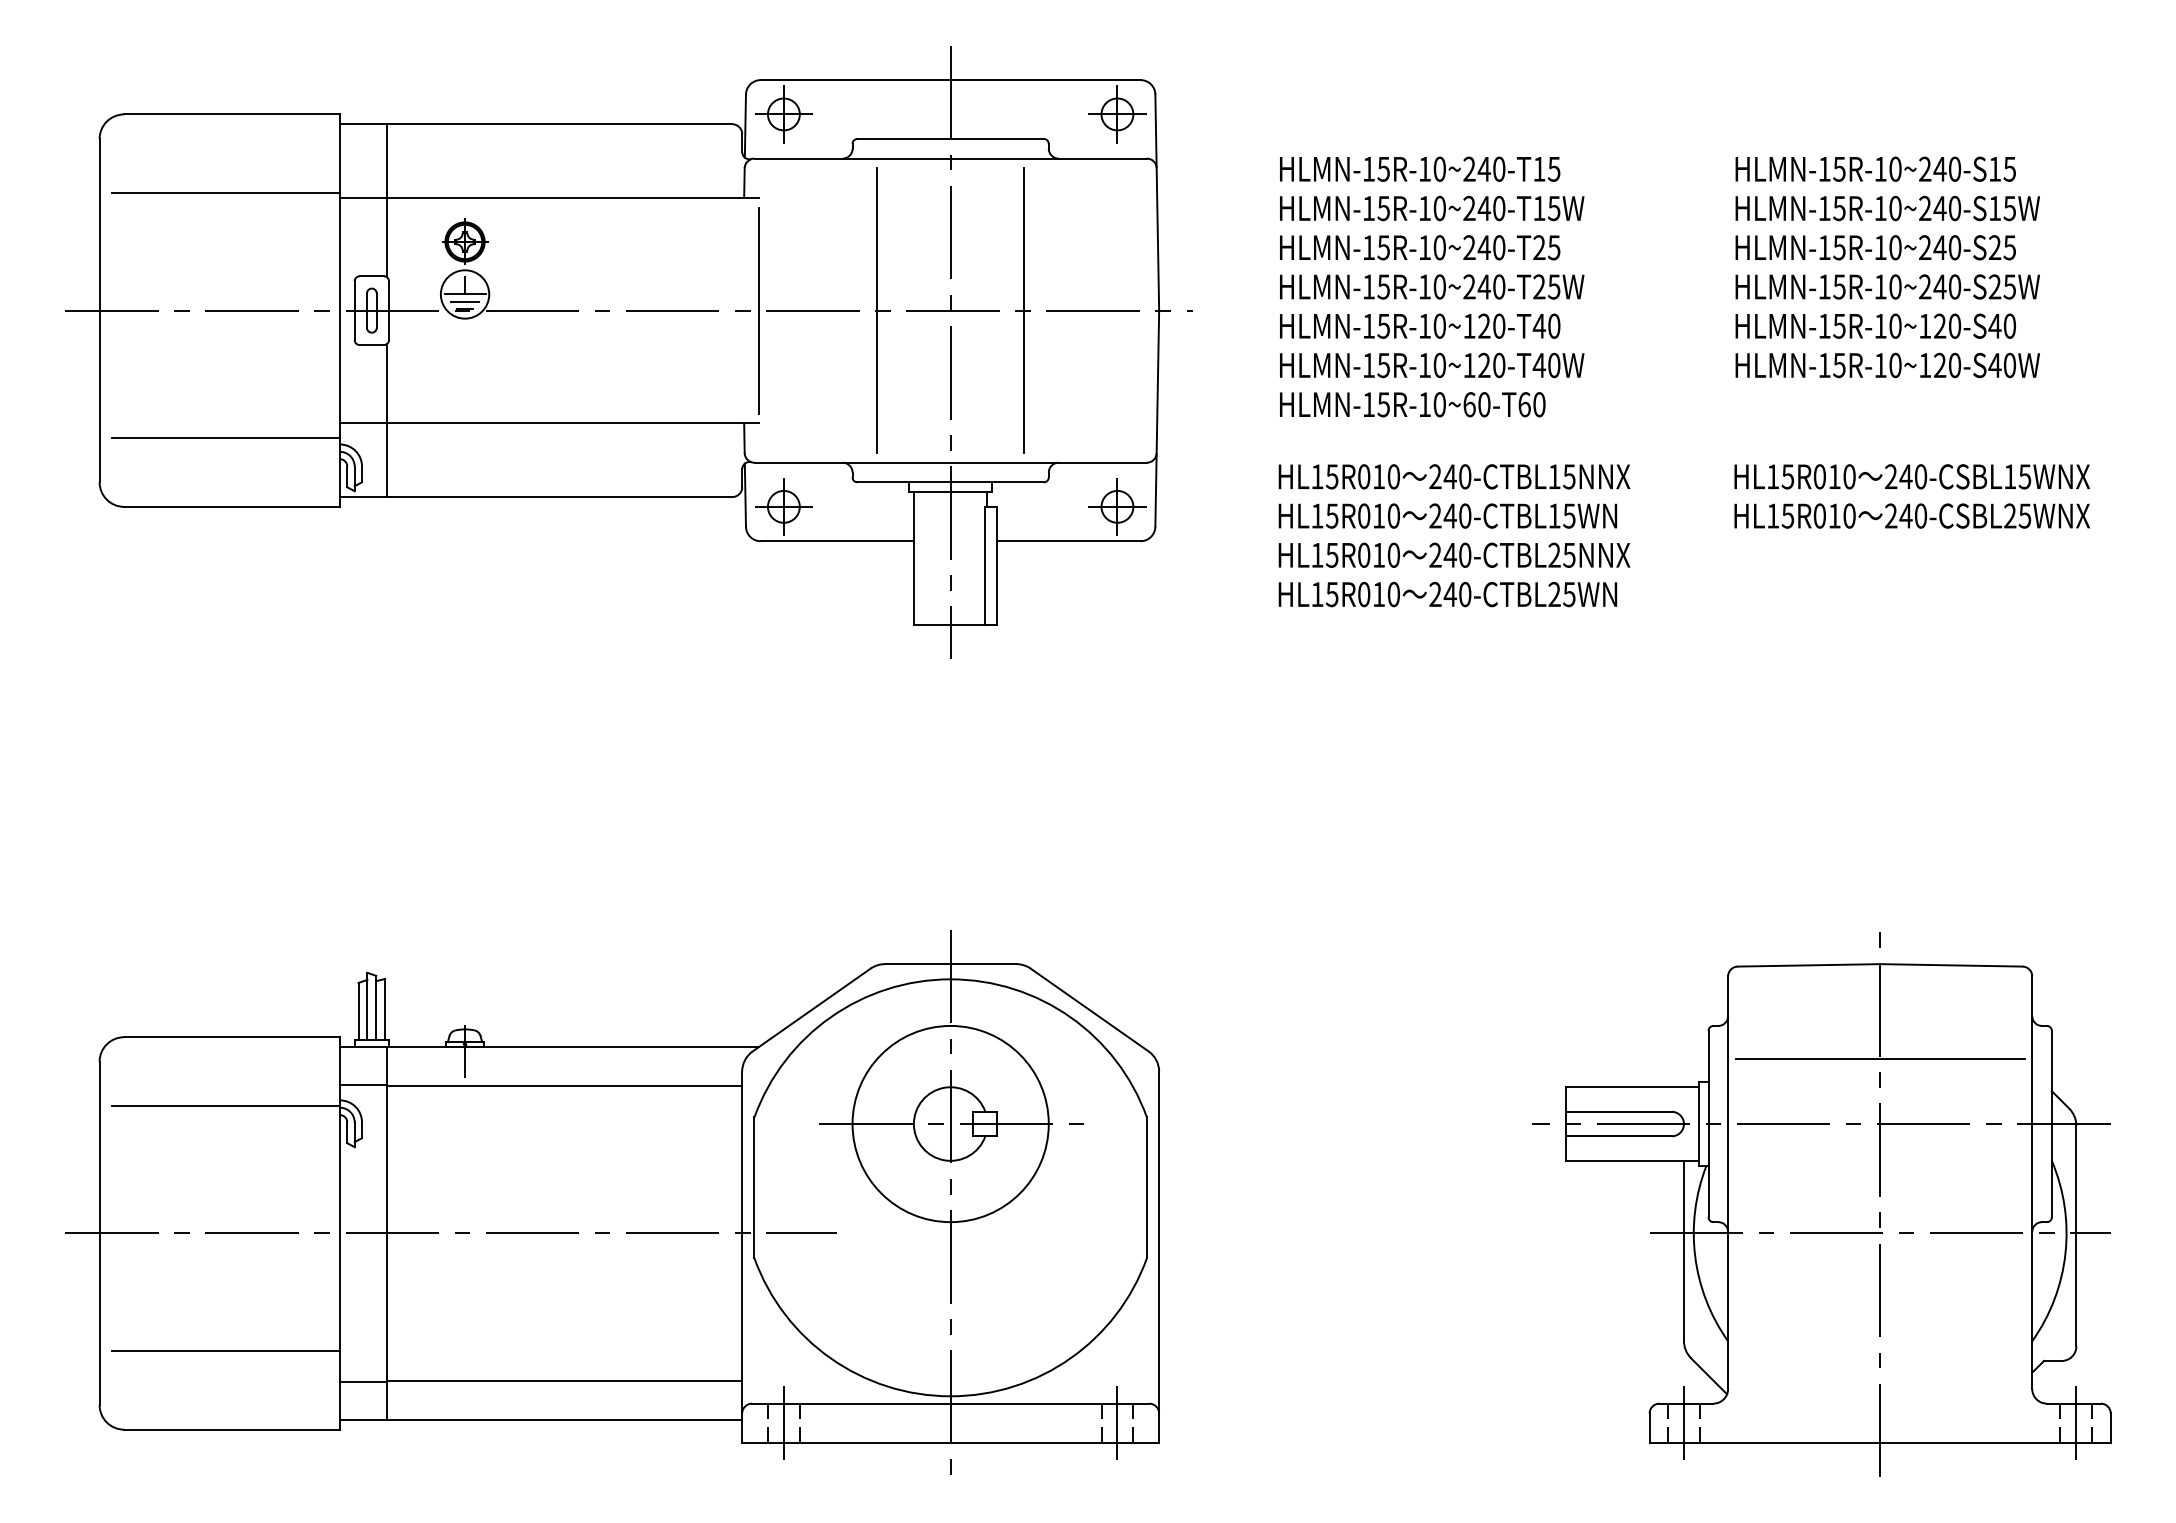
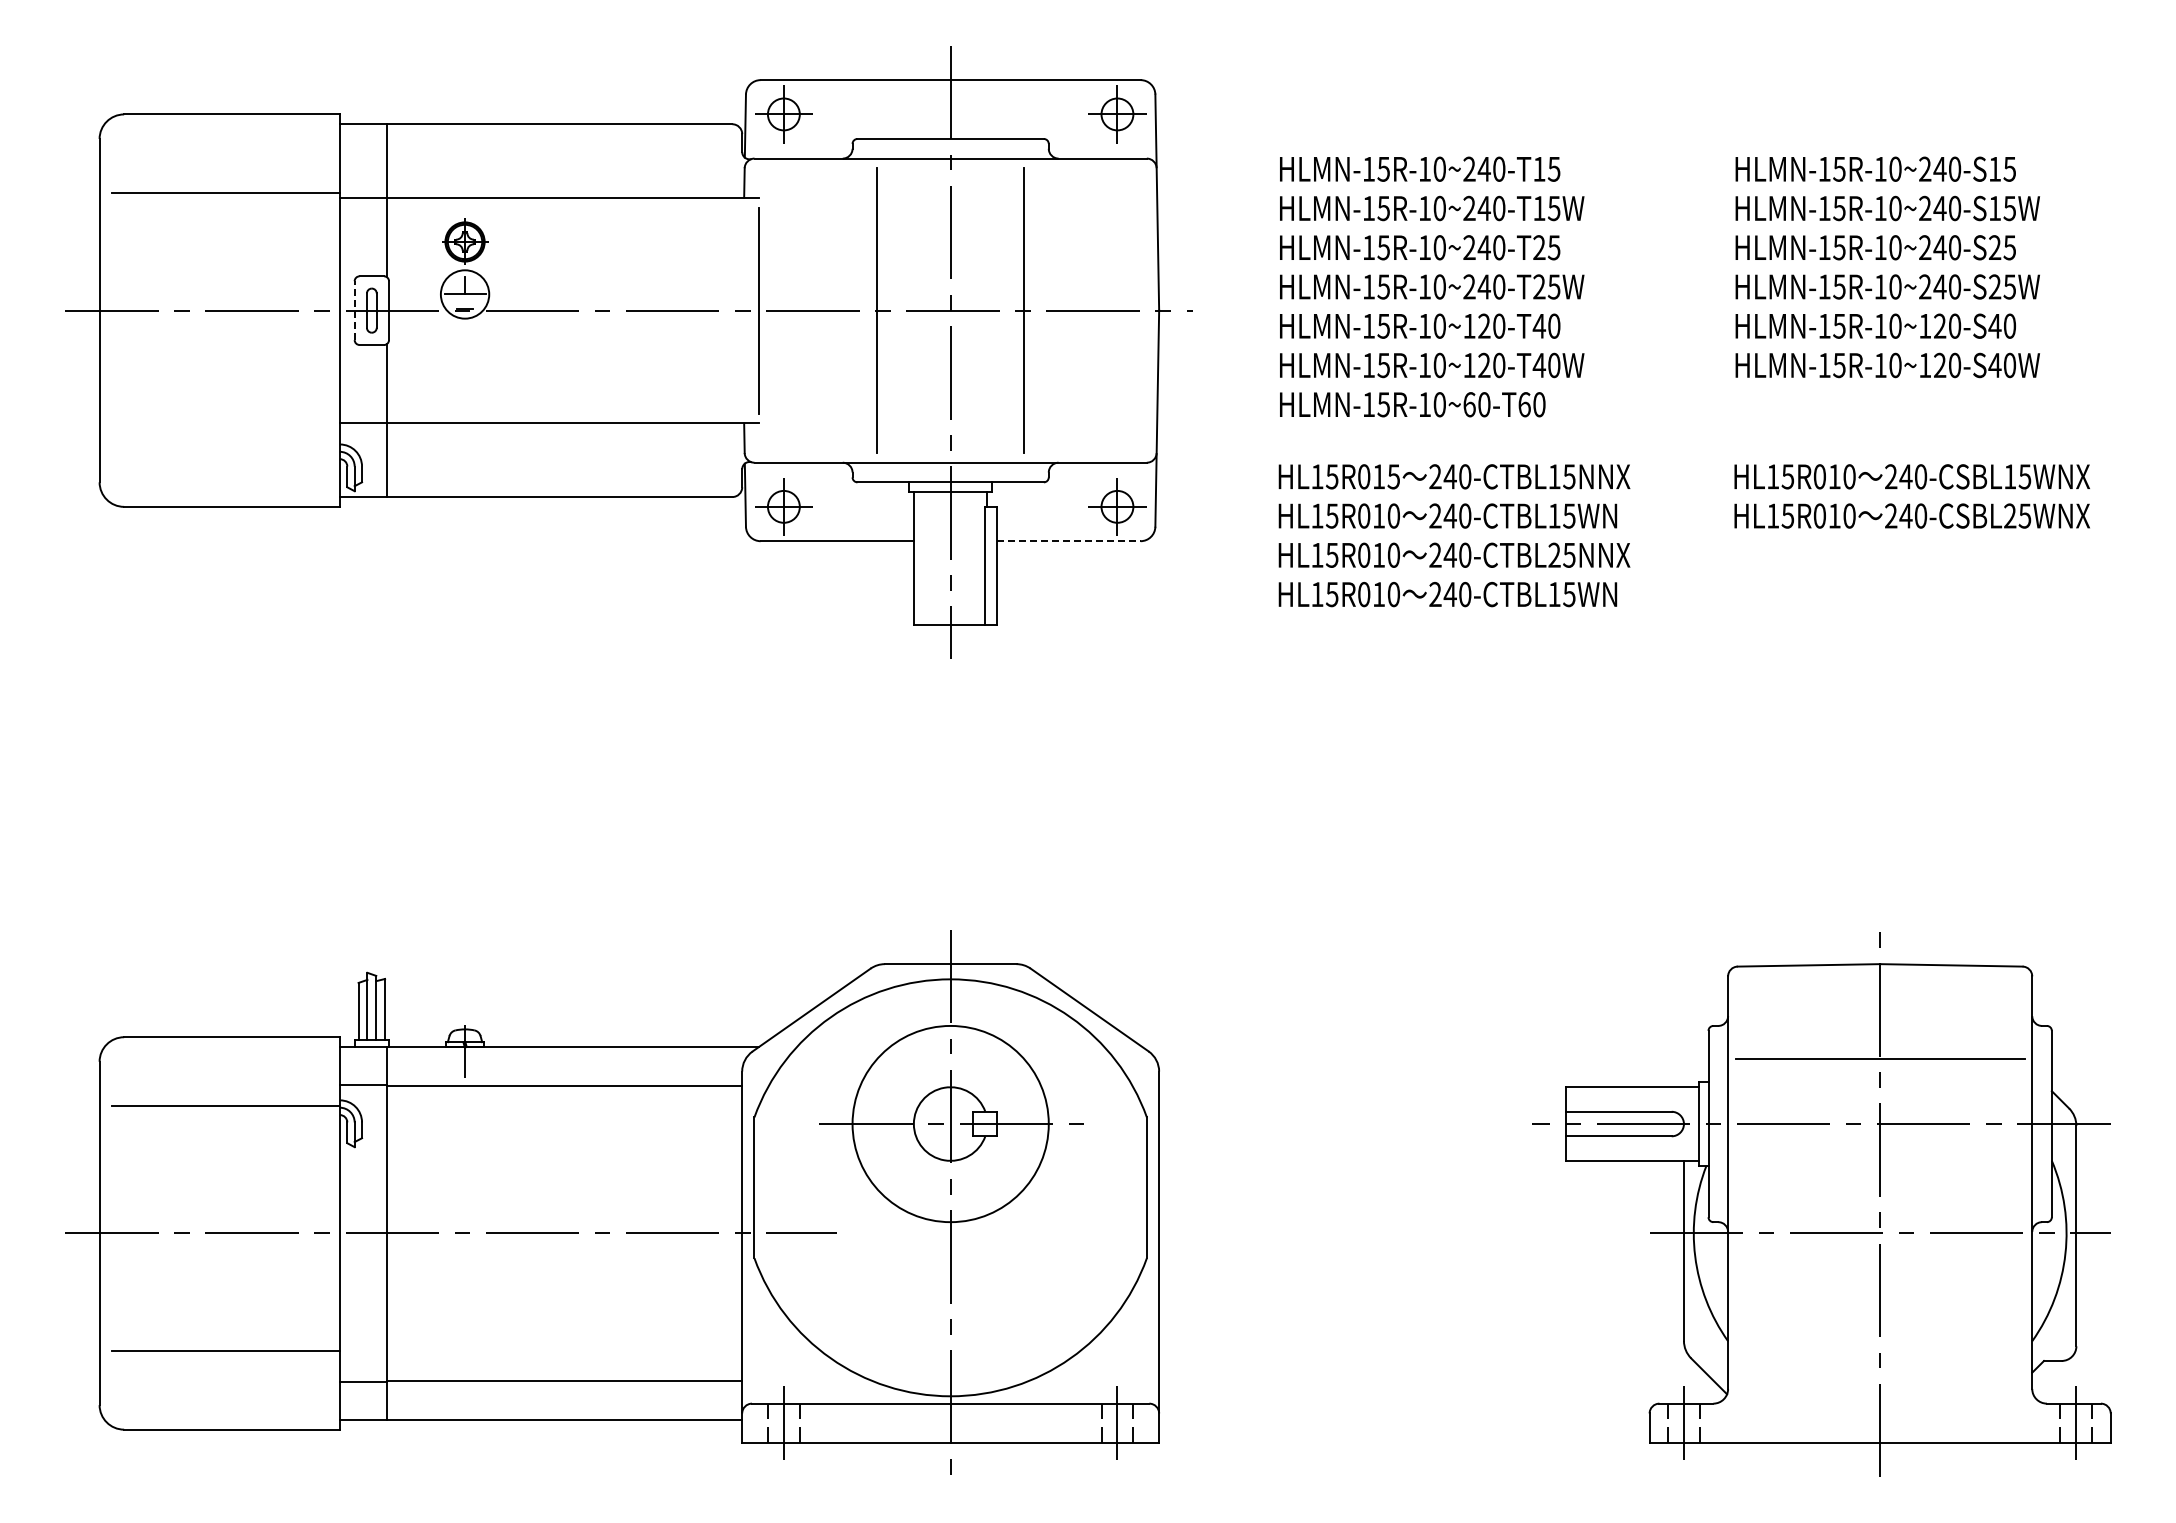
line: present -> none (464, 301)
line: solid -> dashed (354, 310)
line: present -> none (225, 438)
text: HL15R010 -> HL15R015 (1393, 476)
line: solid -> dashed (1068, 541)
text: 240-CTBL25WN -> 240-CTBL15WN (1554, 594)
